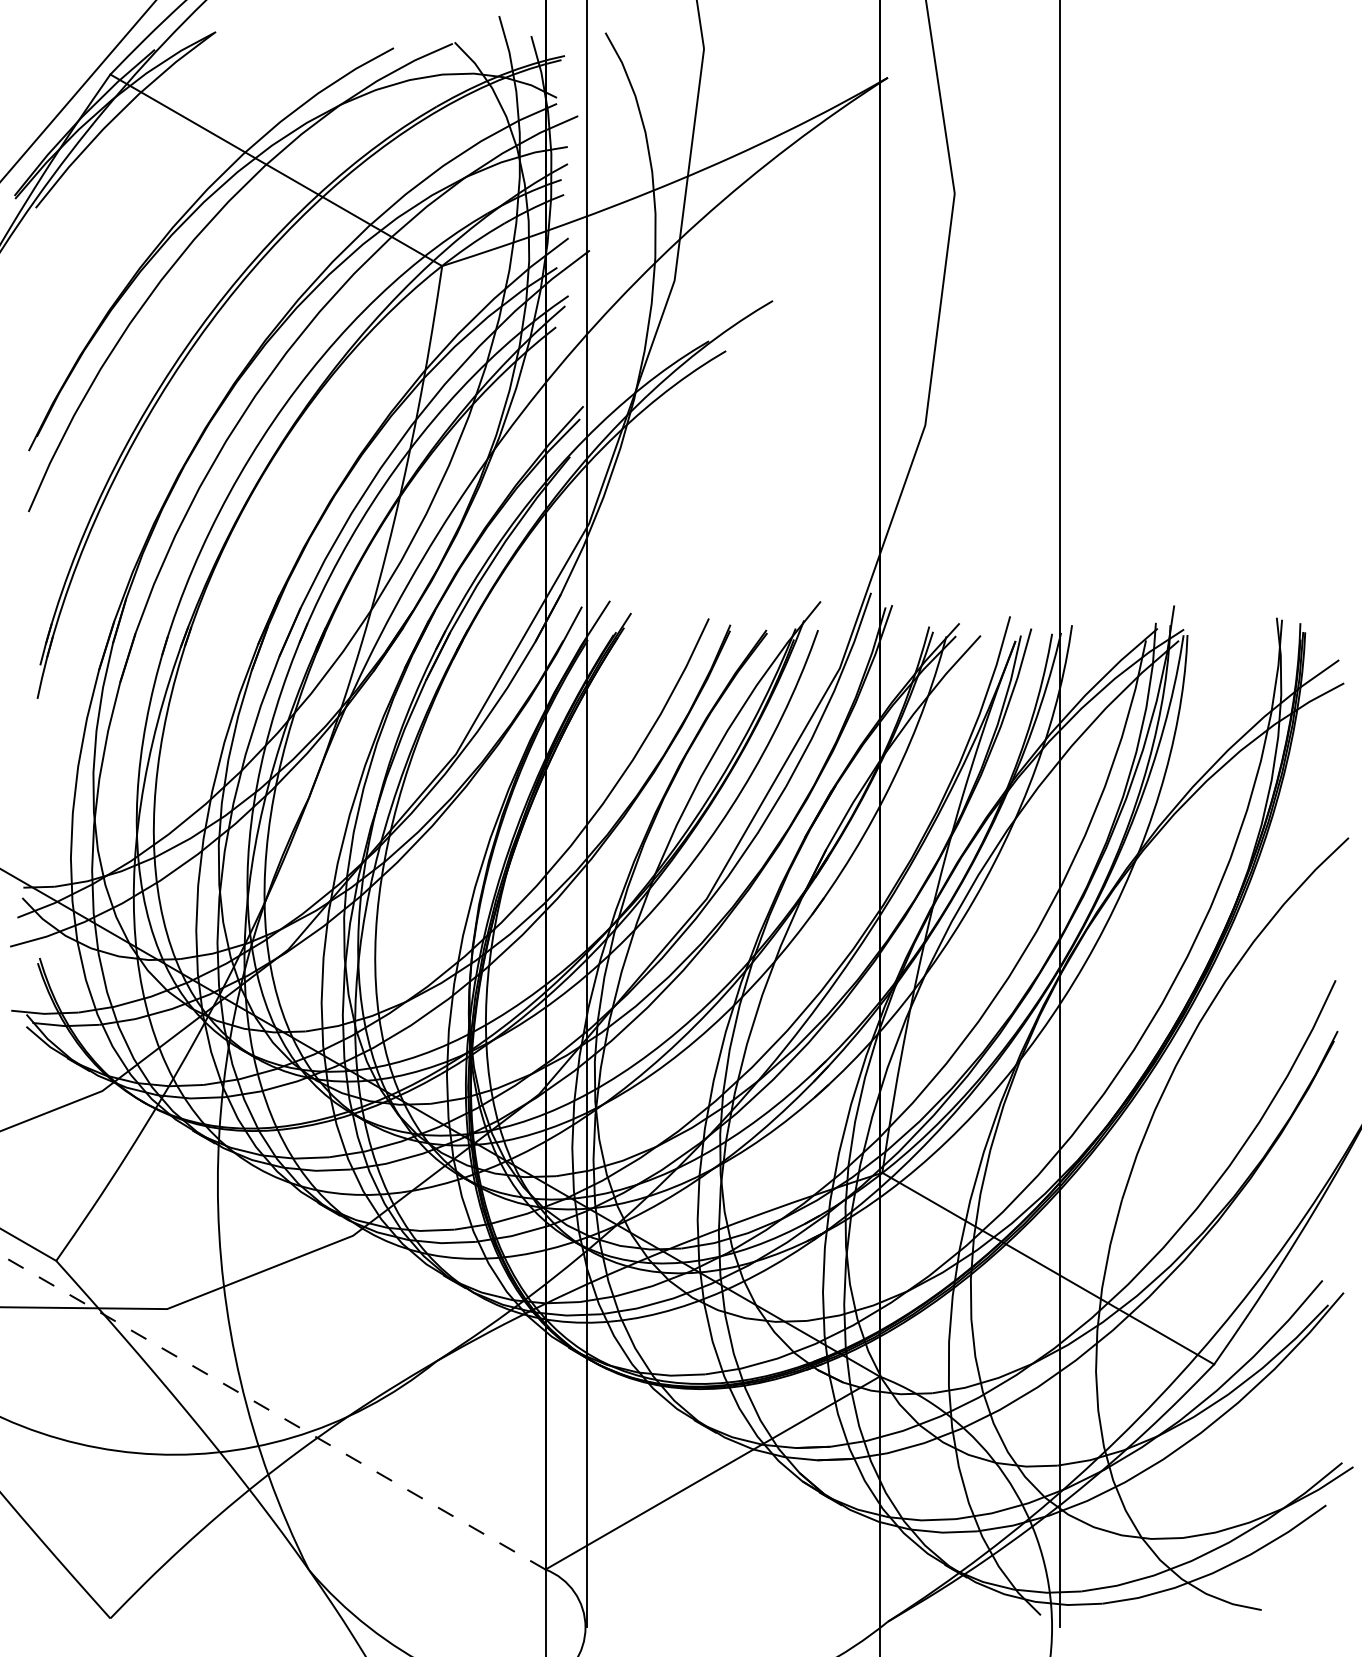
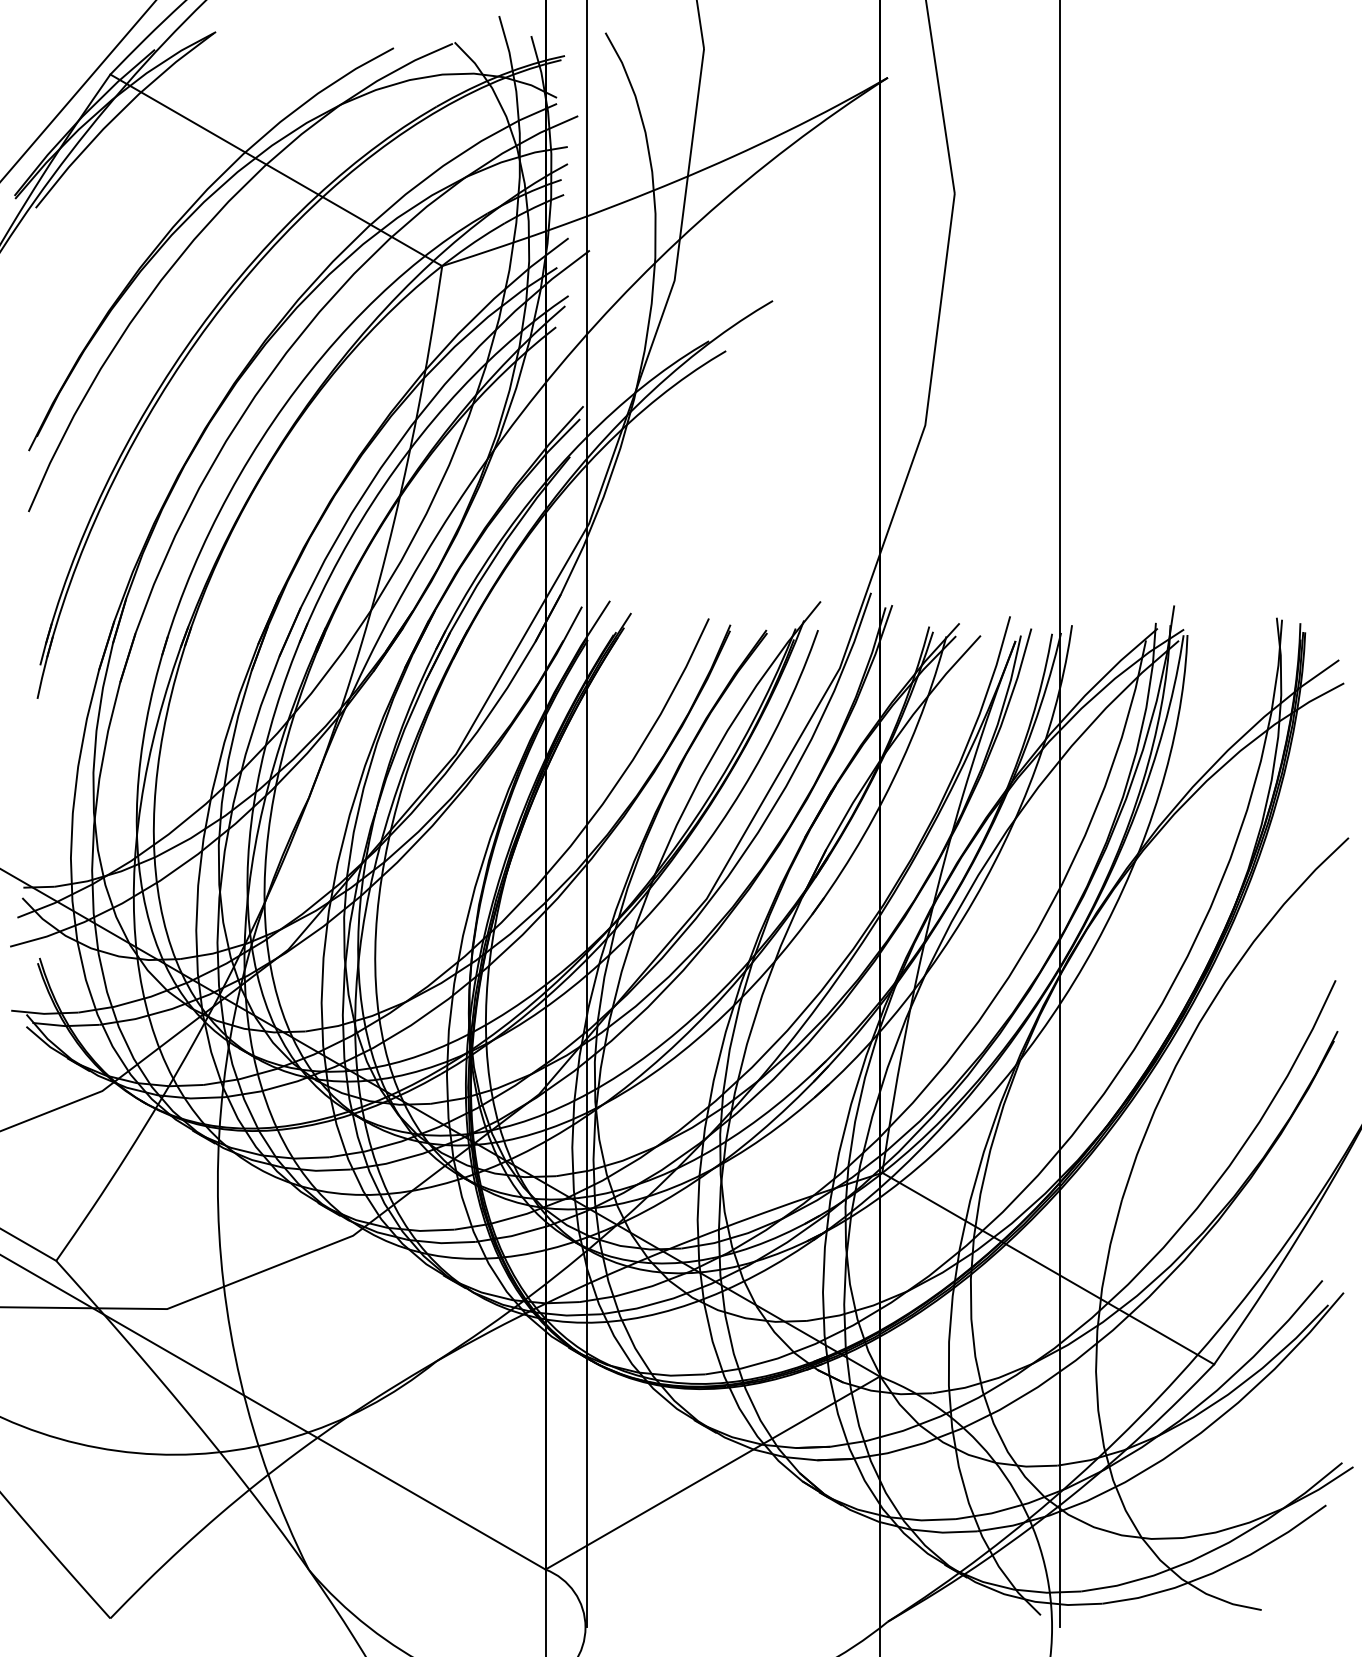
line: dashed -> solid (272, 1412)
